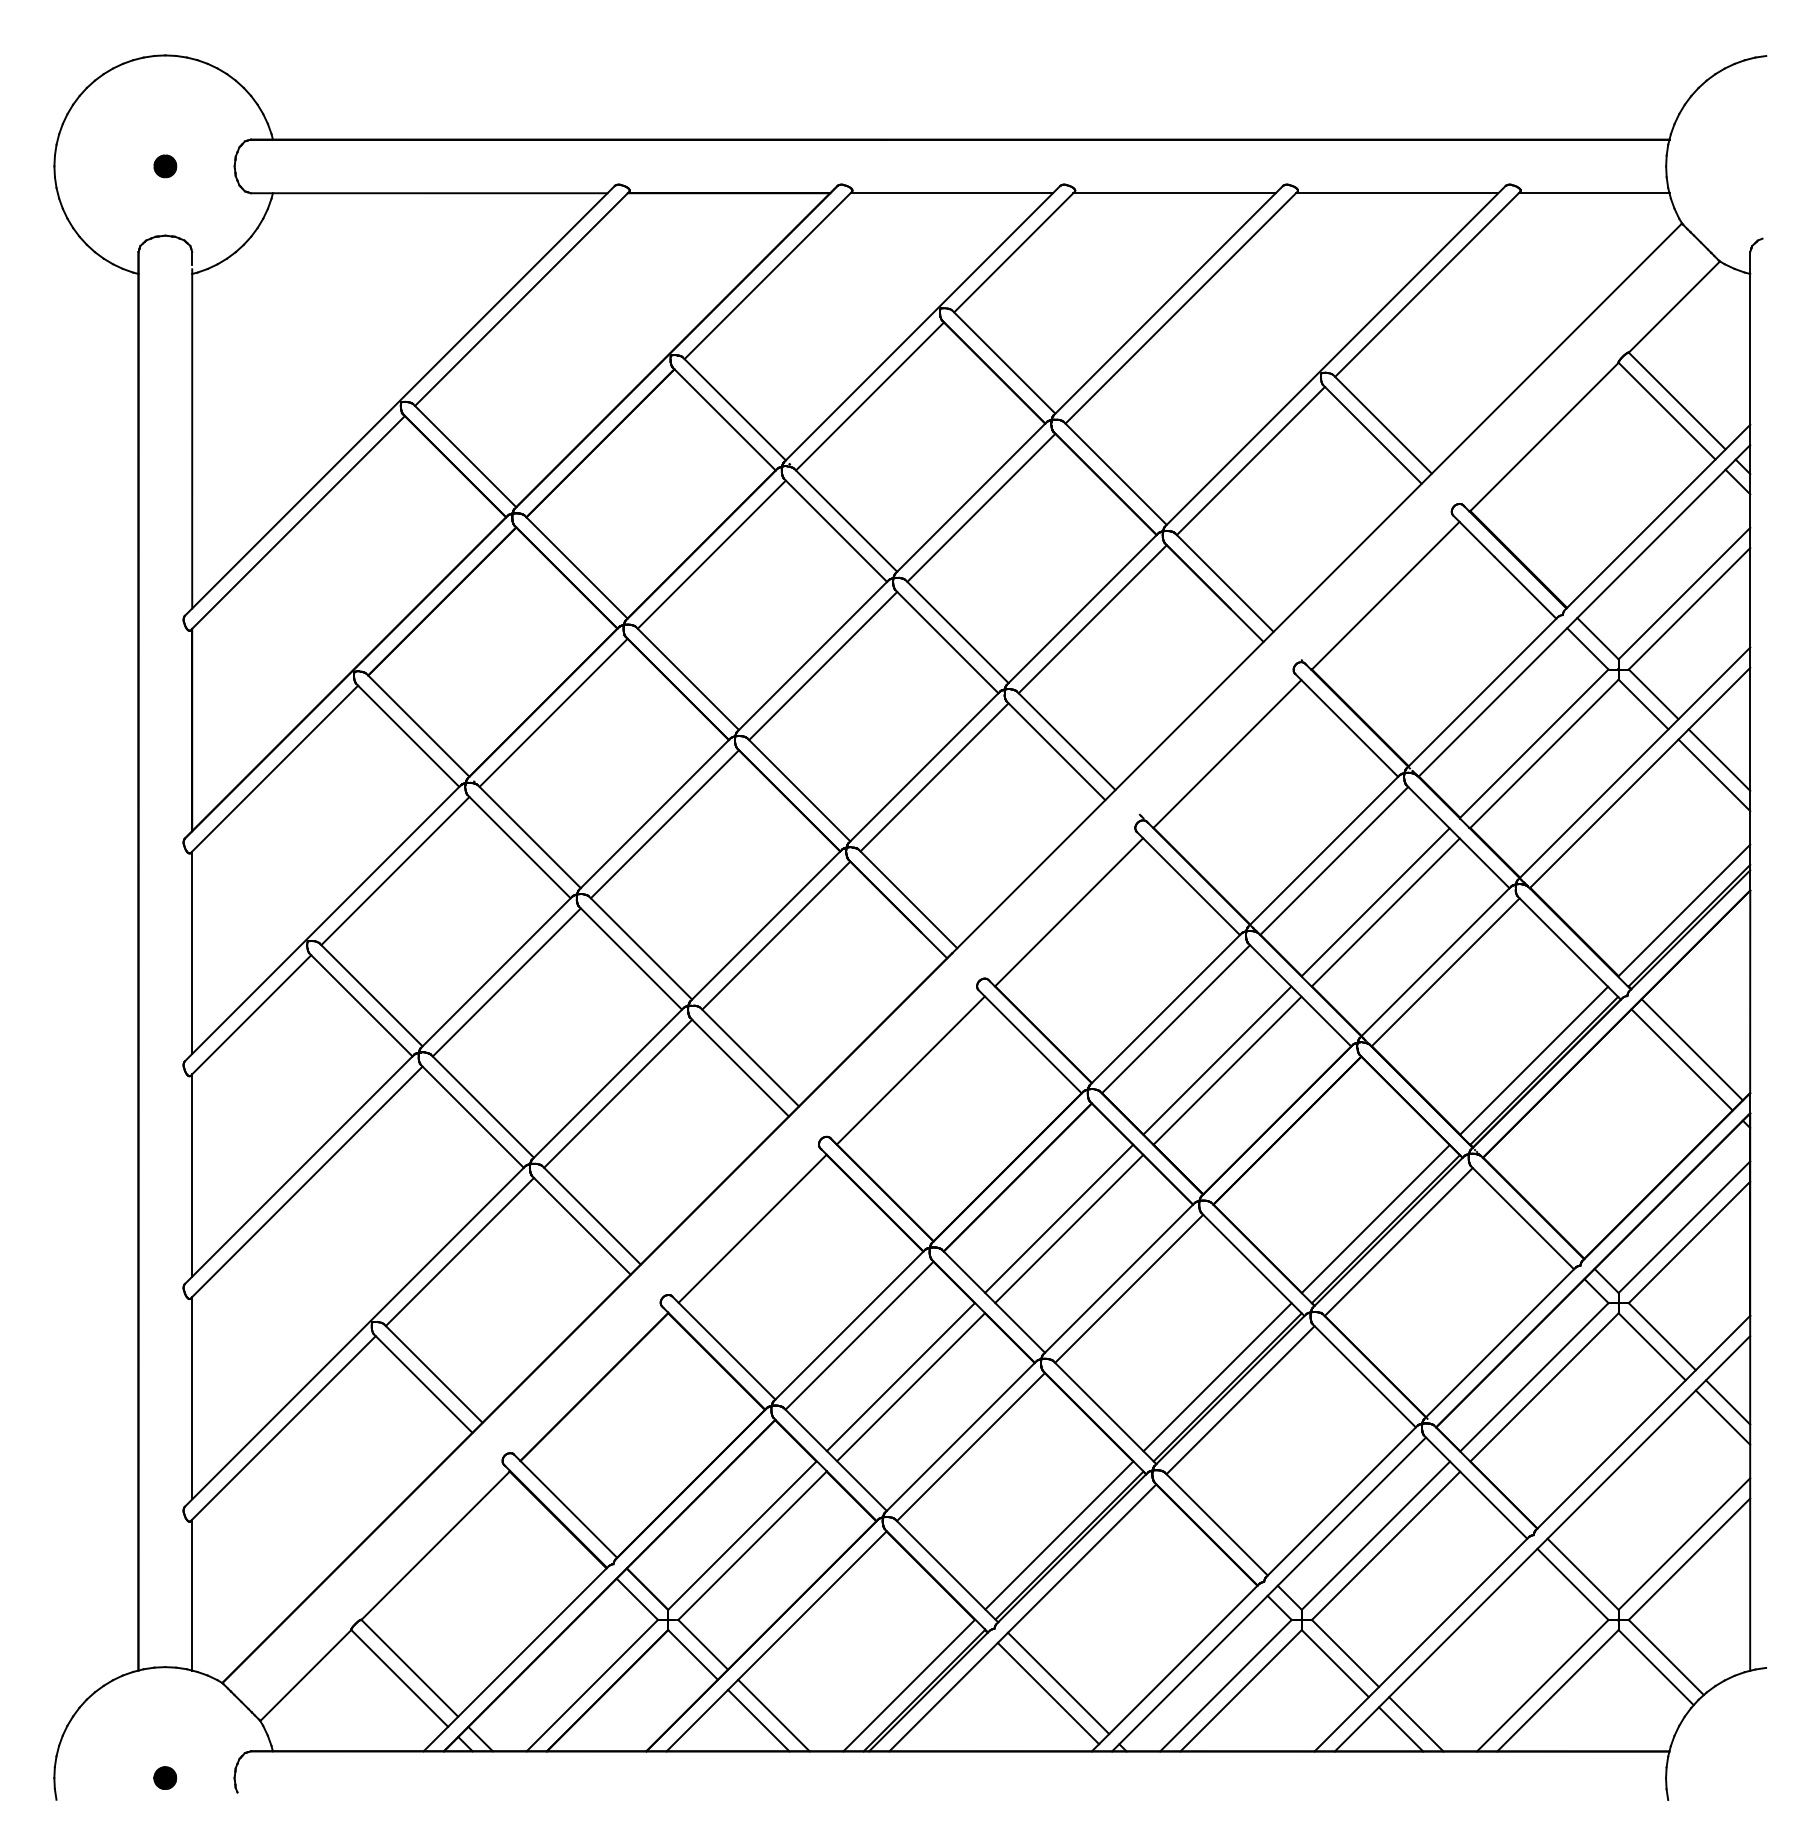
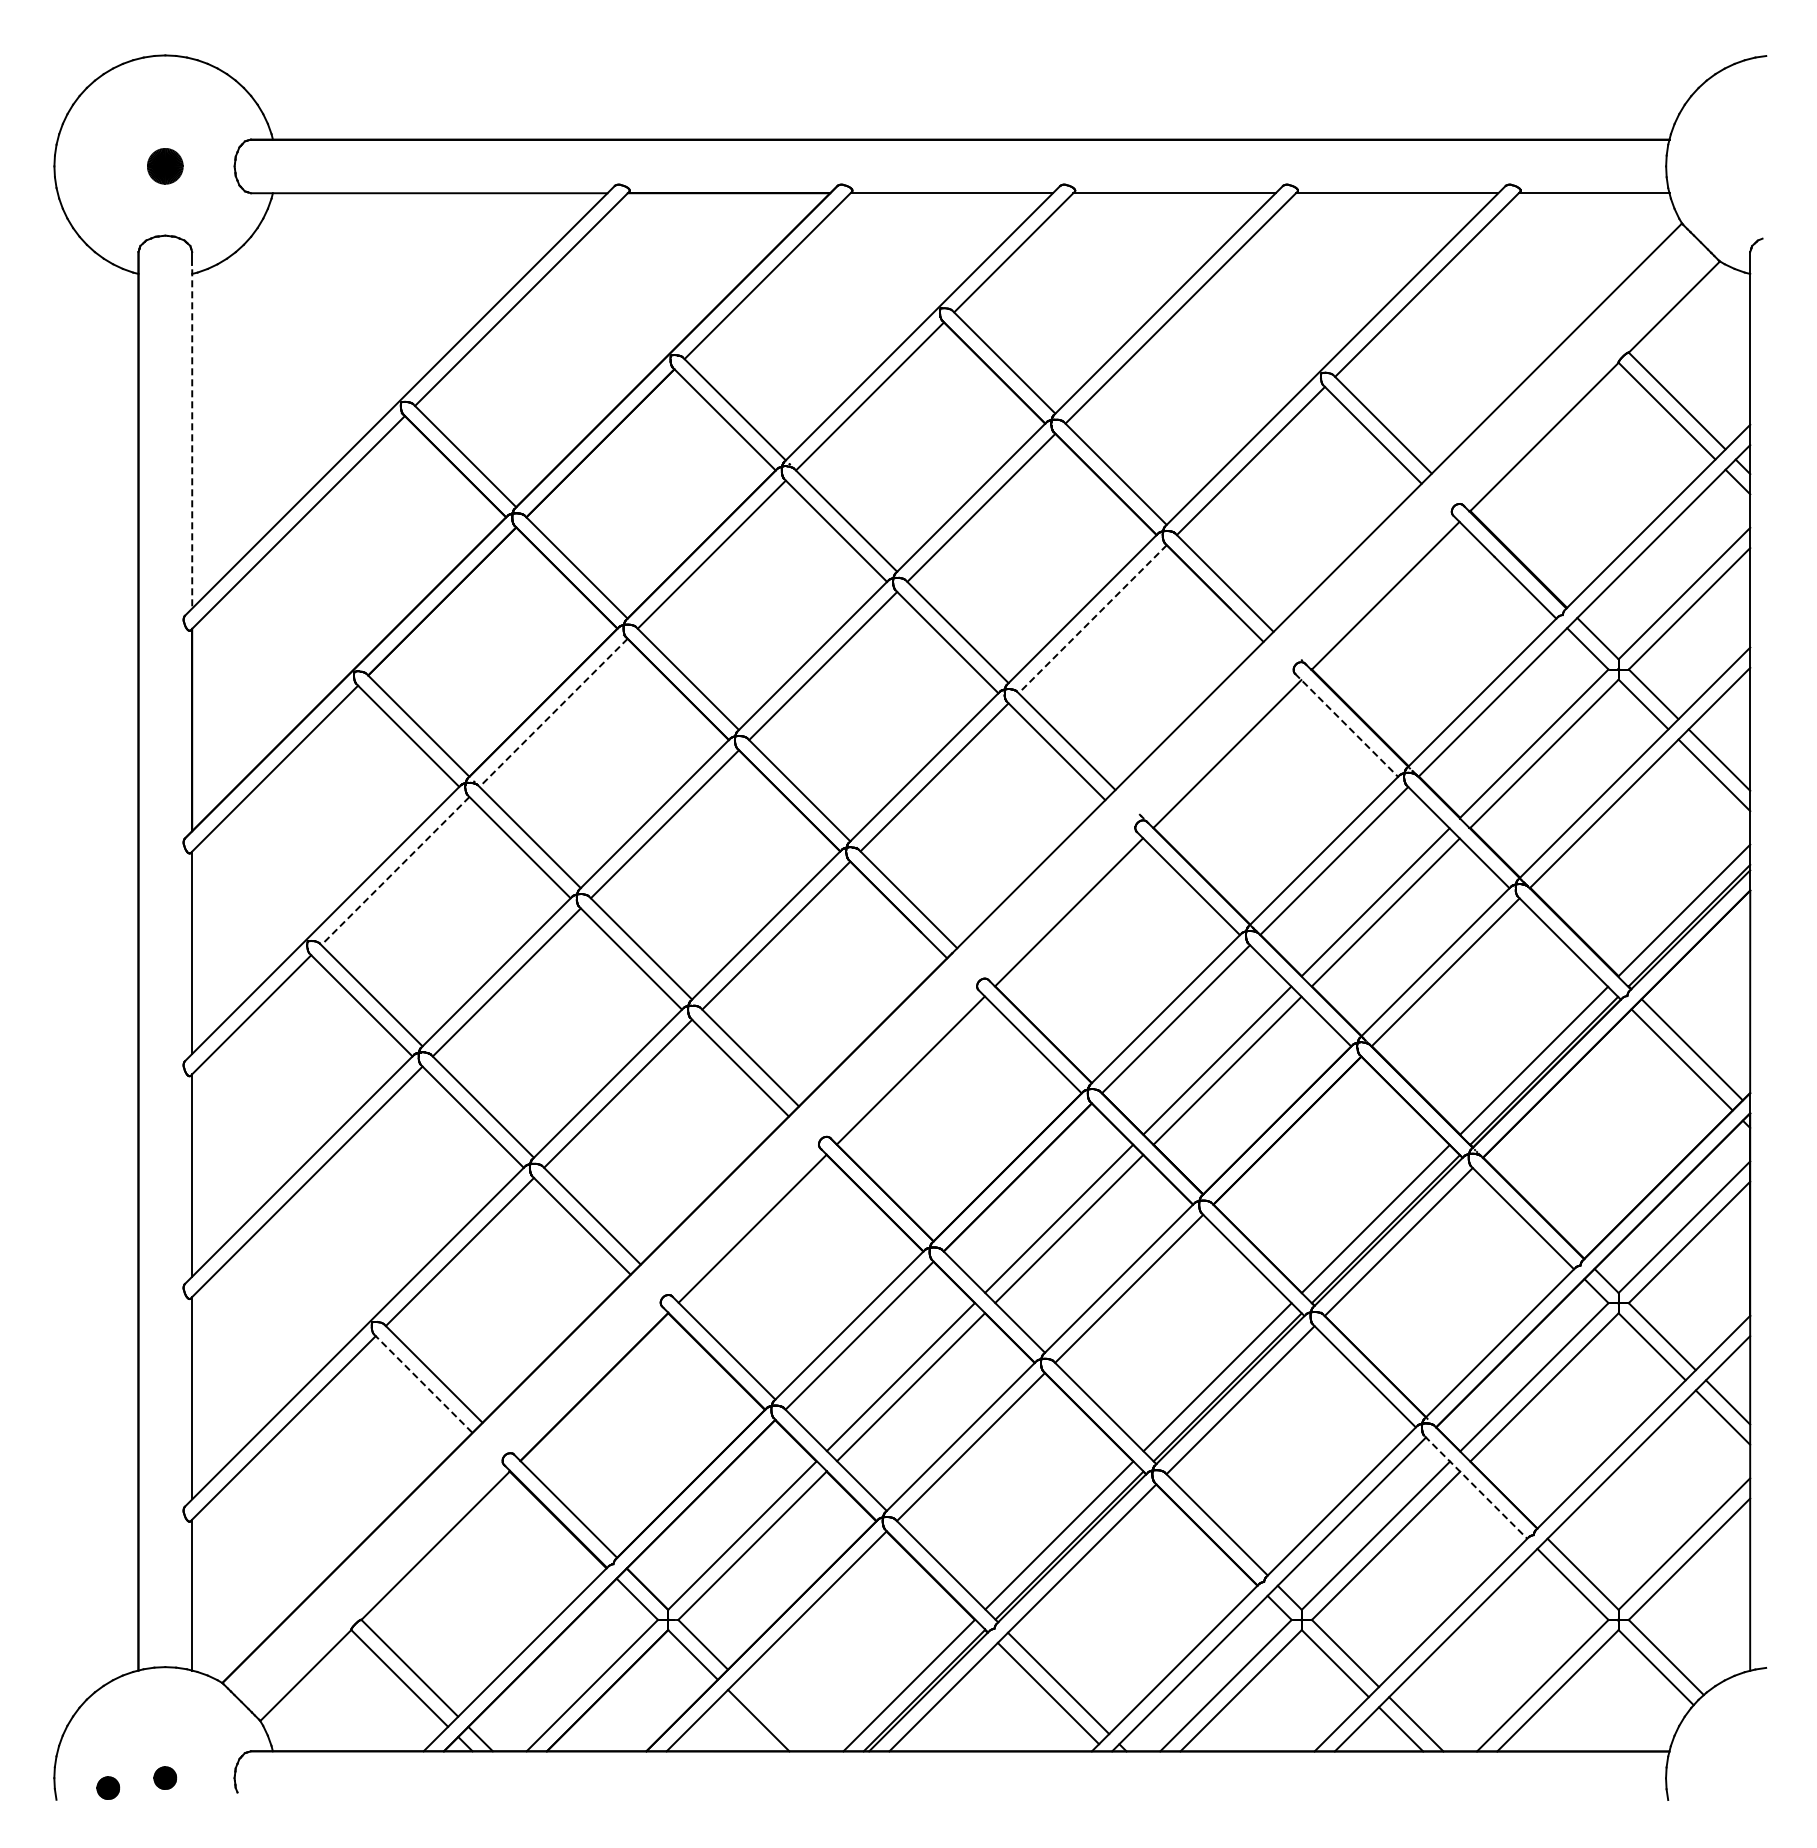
part size: 25x25 px -> 37x37 px (165, 166)
line: solid -> dashed (192, 438)
line: solid -> dashed (1092, 619)
line: solid -> dashed (553, 712)
line: solid -> dashed (1346, 725)
line: solid -> dashed (395, 871)
line: solid -> dashed (423, 1383)
line: solid -> dashed (1475, 1487)
line: present -> none (773, 1715)
part: none -> present (108, 1787)
